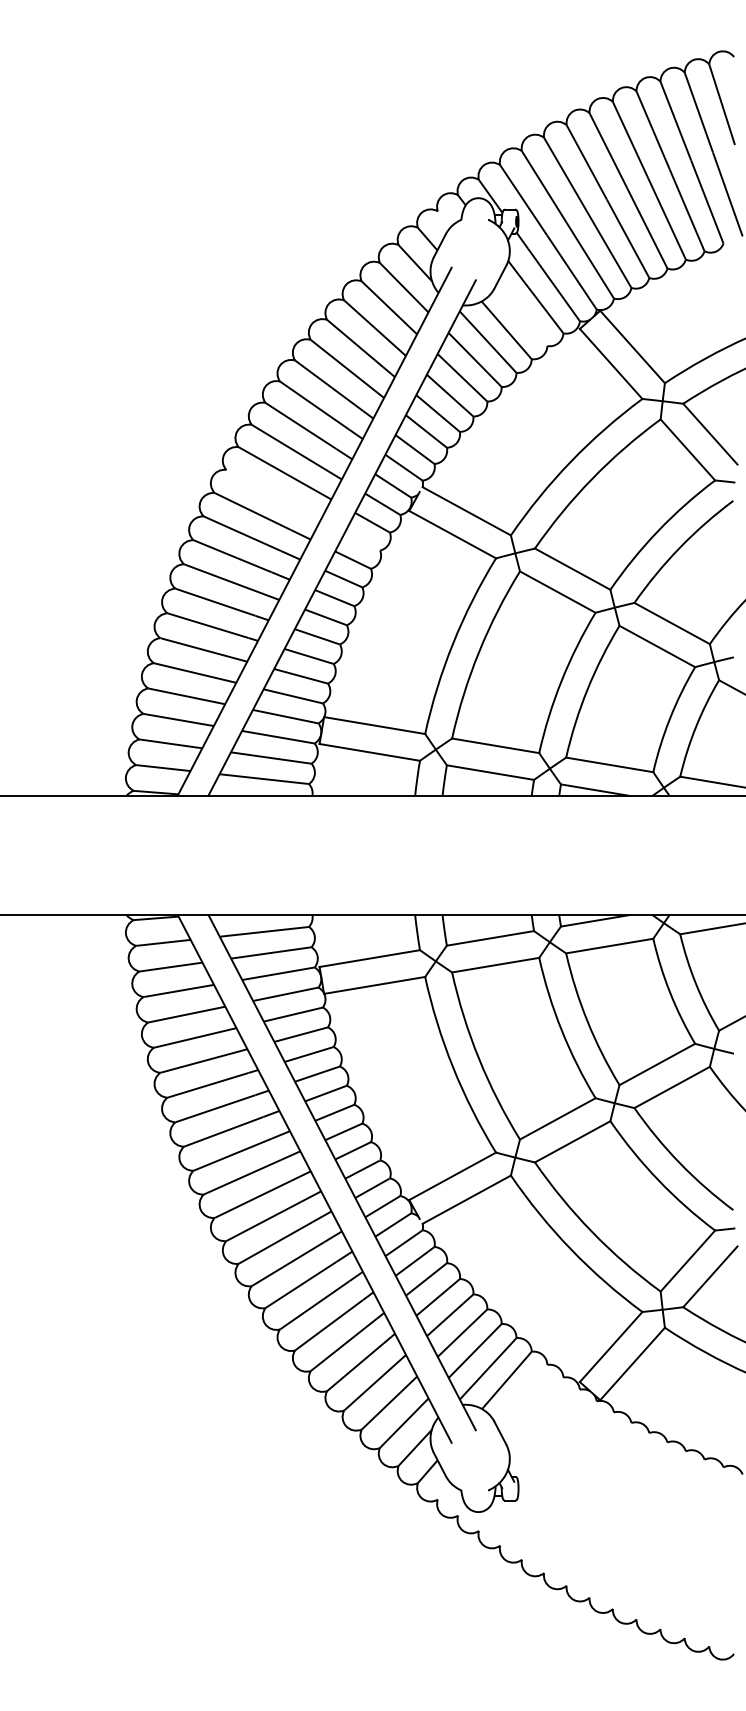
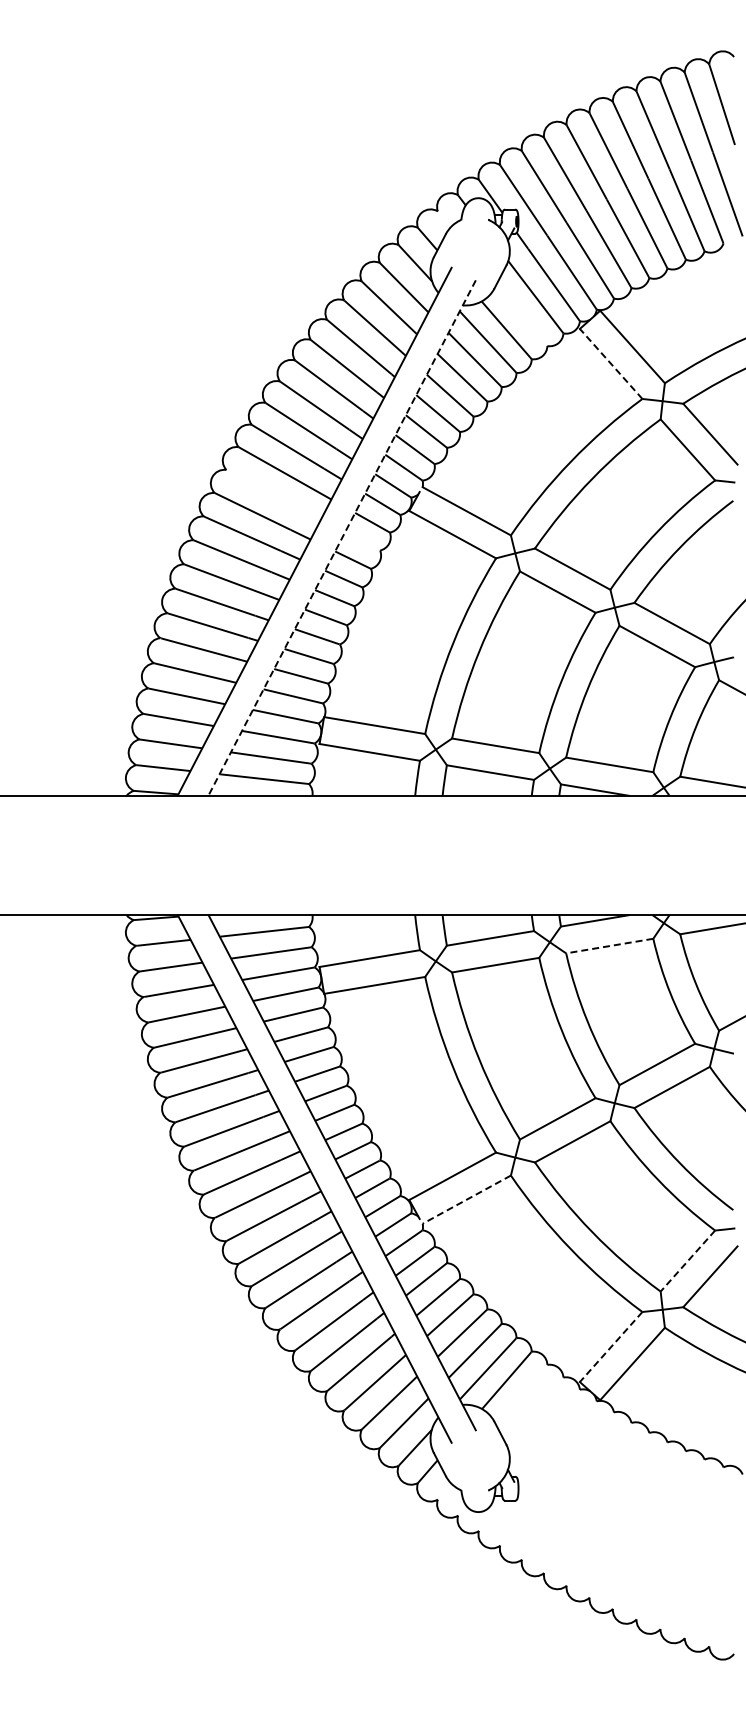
line: solid -> dashed (611, 363)
line: solid -> dashed (341, 538)
line: solid -> dashed (609, 946)
line: solid -> dashed (466, 1199)
line: solid -> dashed (687, 1261)
line: solid -> dashed (611, 1347)
